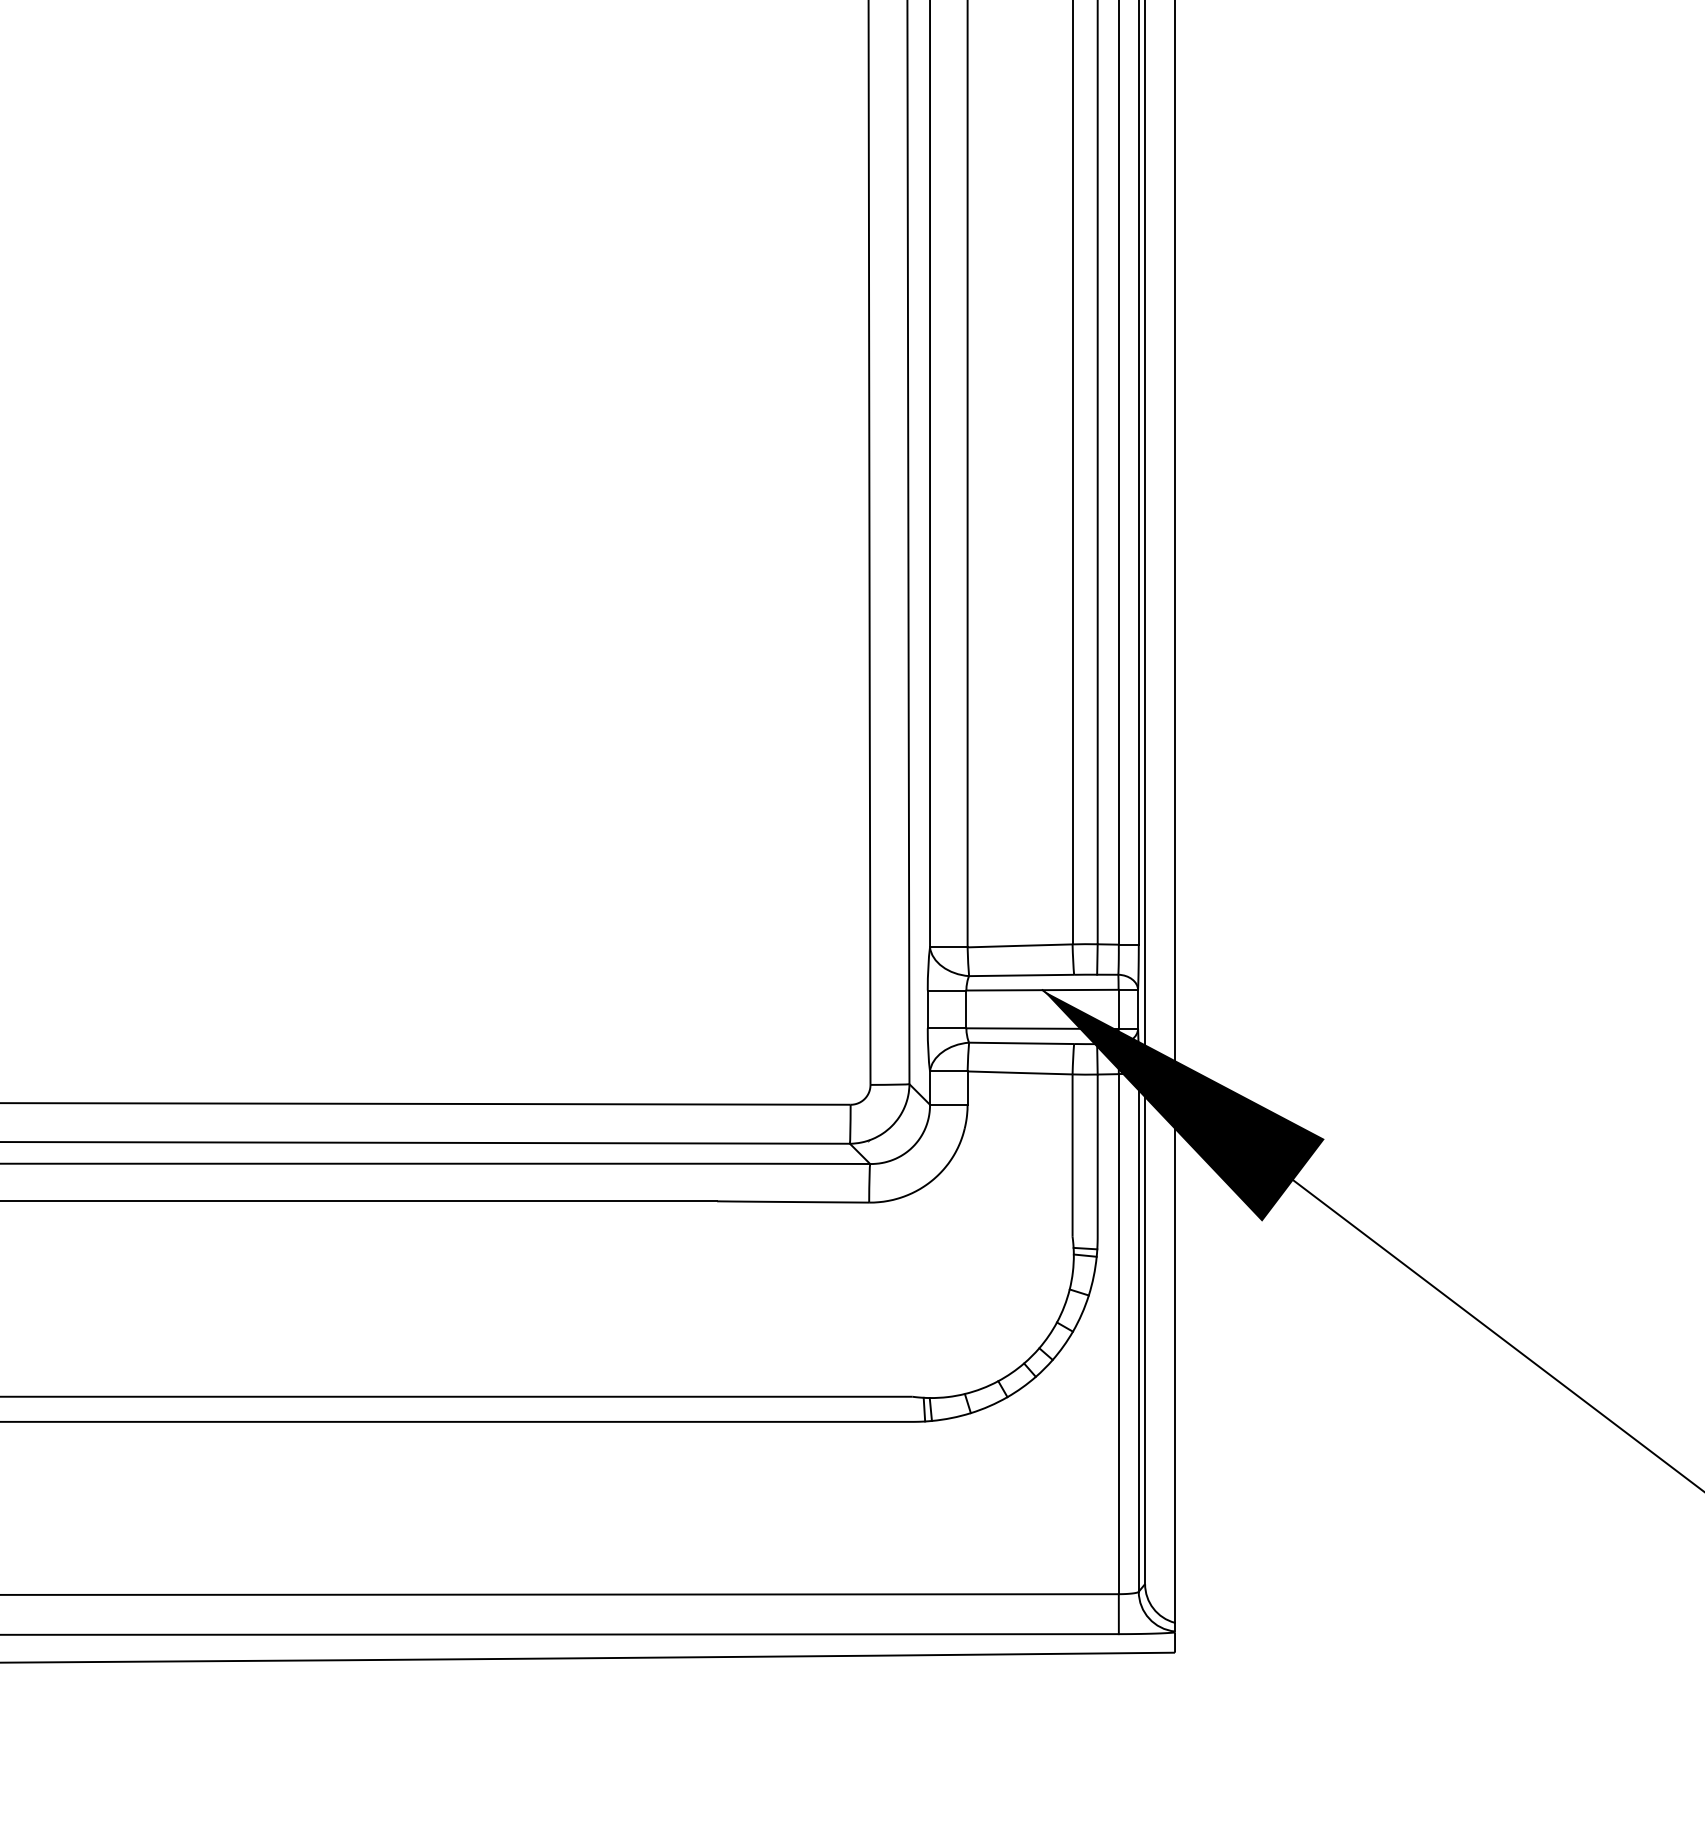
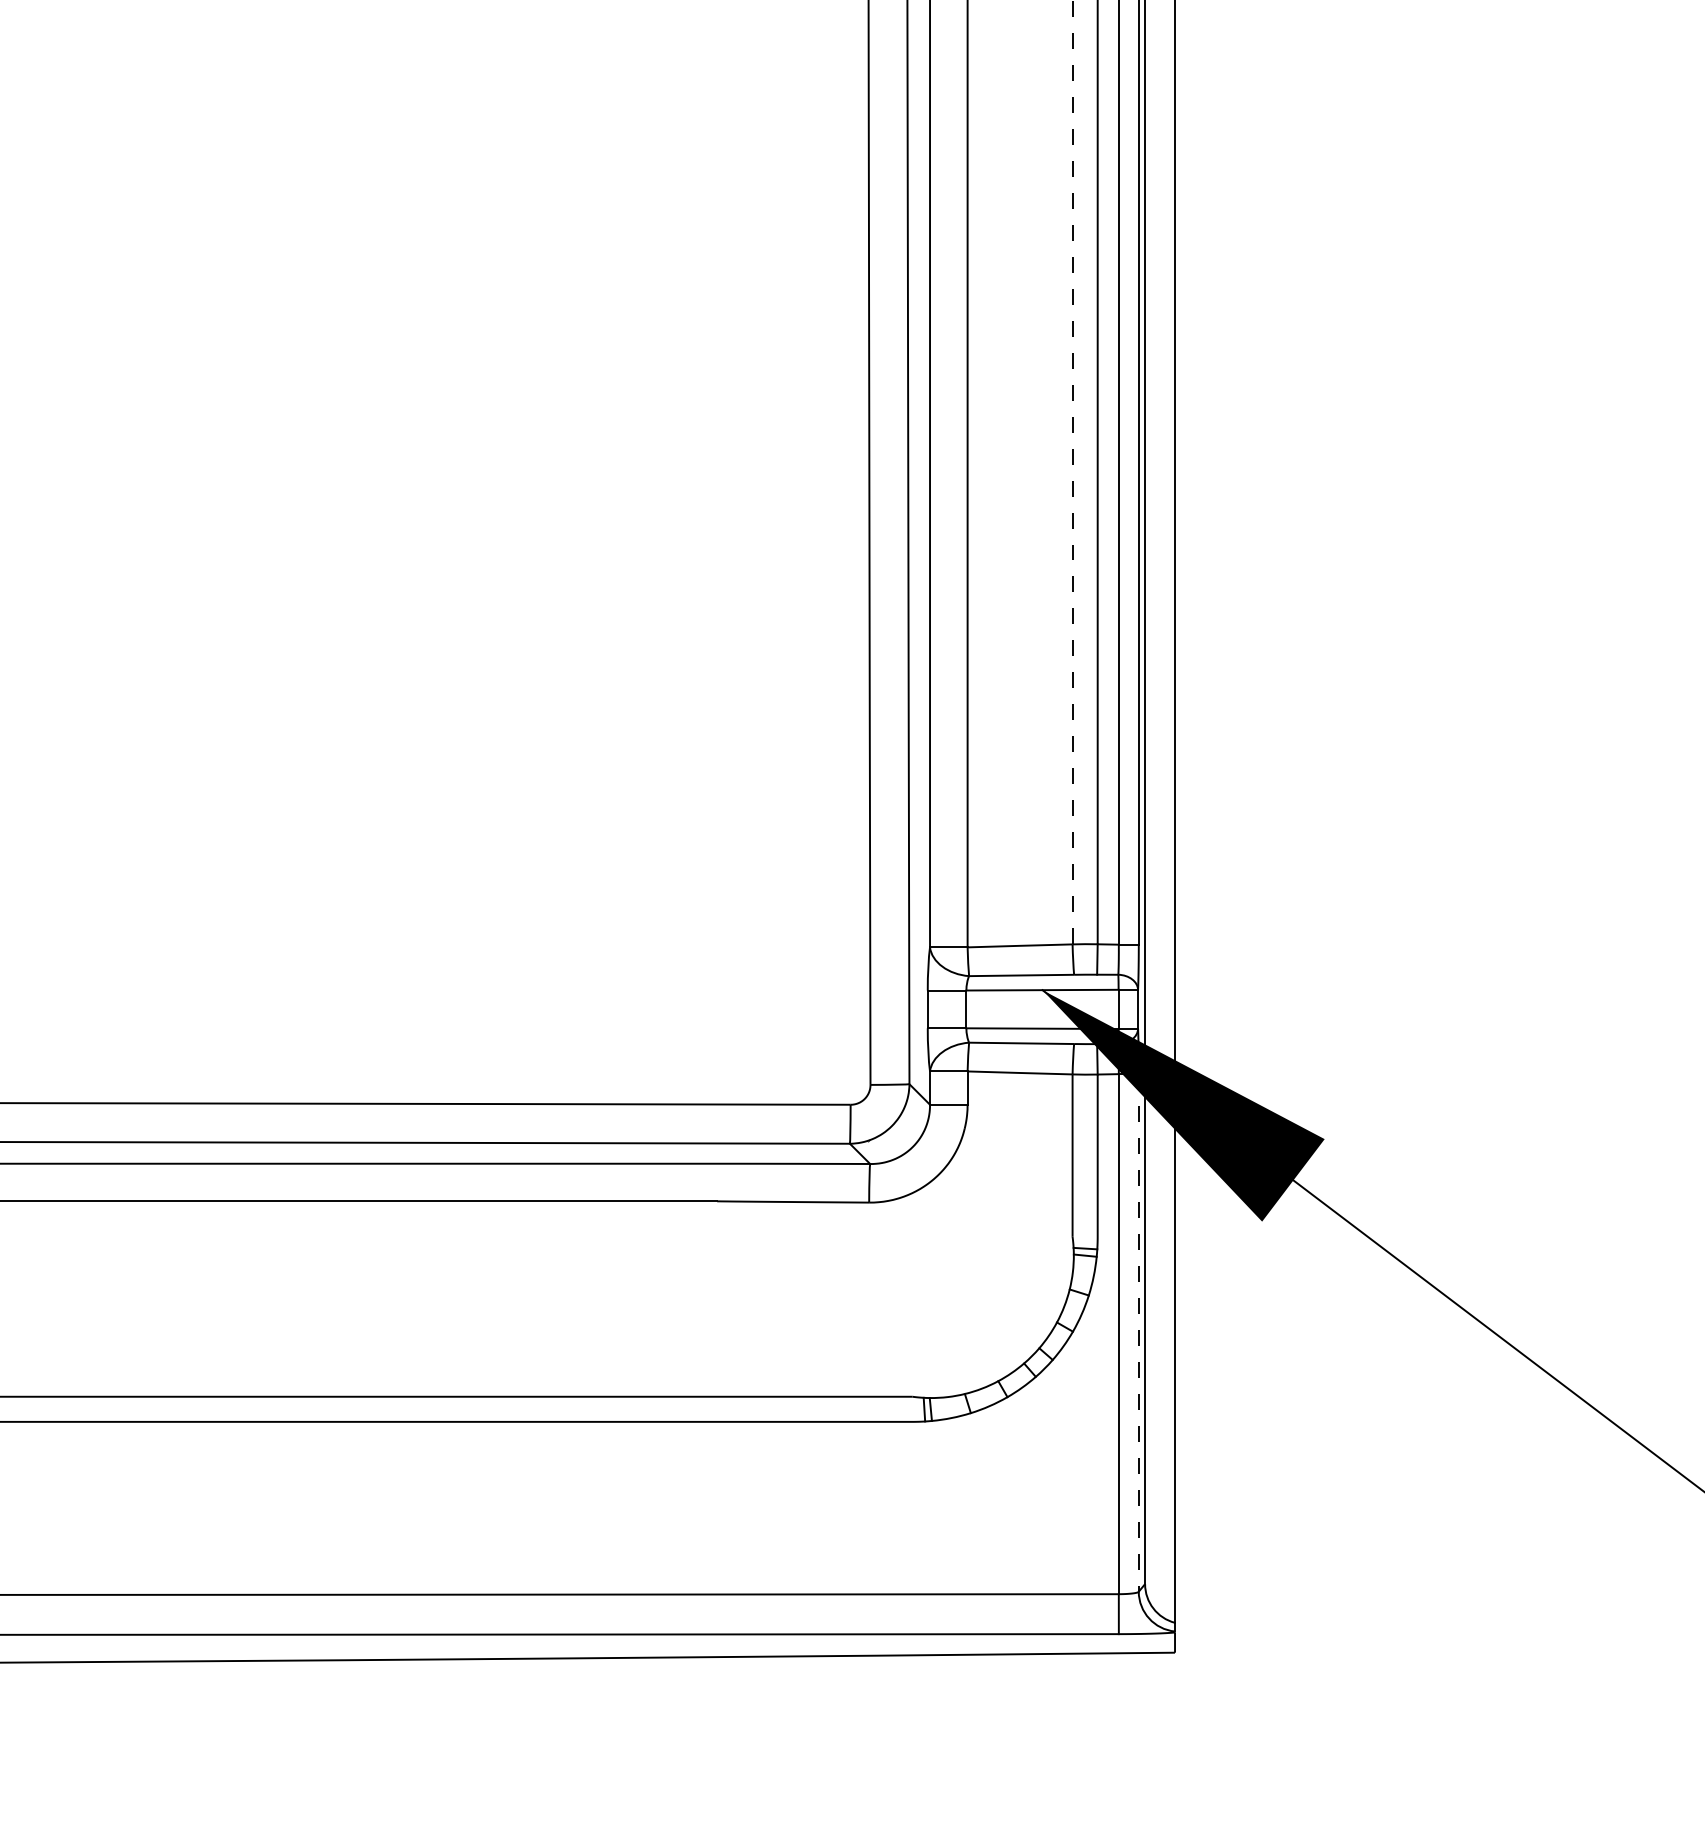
line: solid -> dashed (1072, 472)
line: solid -> dashed (1138, 1332)
